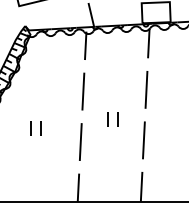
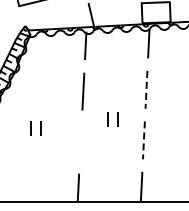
line: solid -> dashed (146, 89)
line: solid -> dashed (143, 140)
line: present -> none (80, 141)
